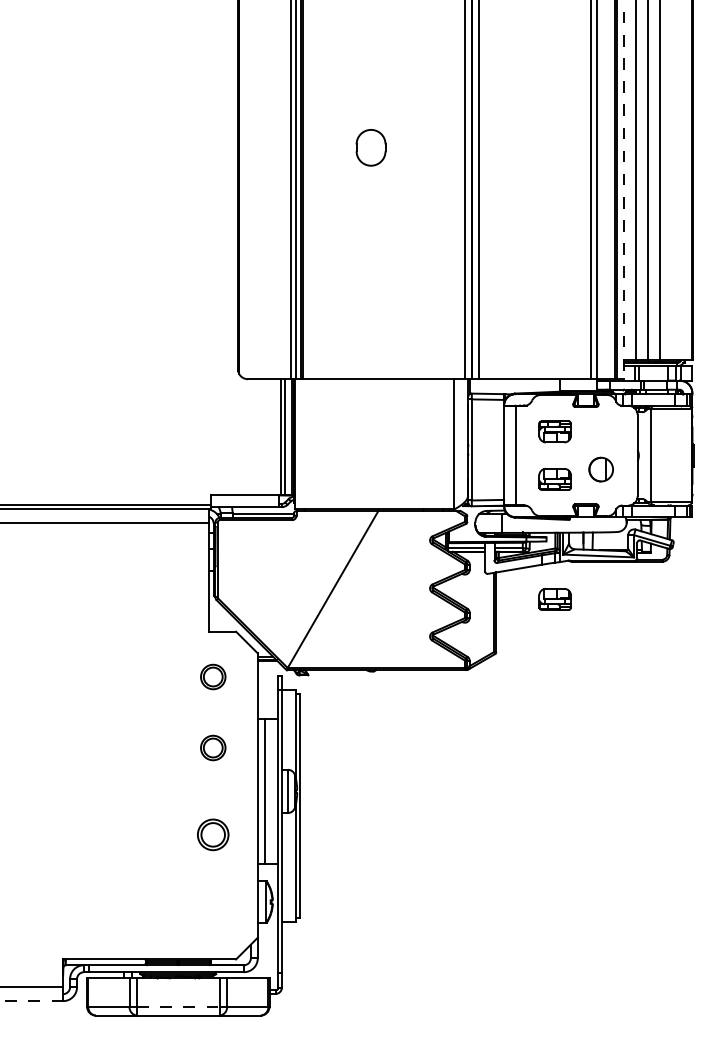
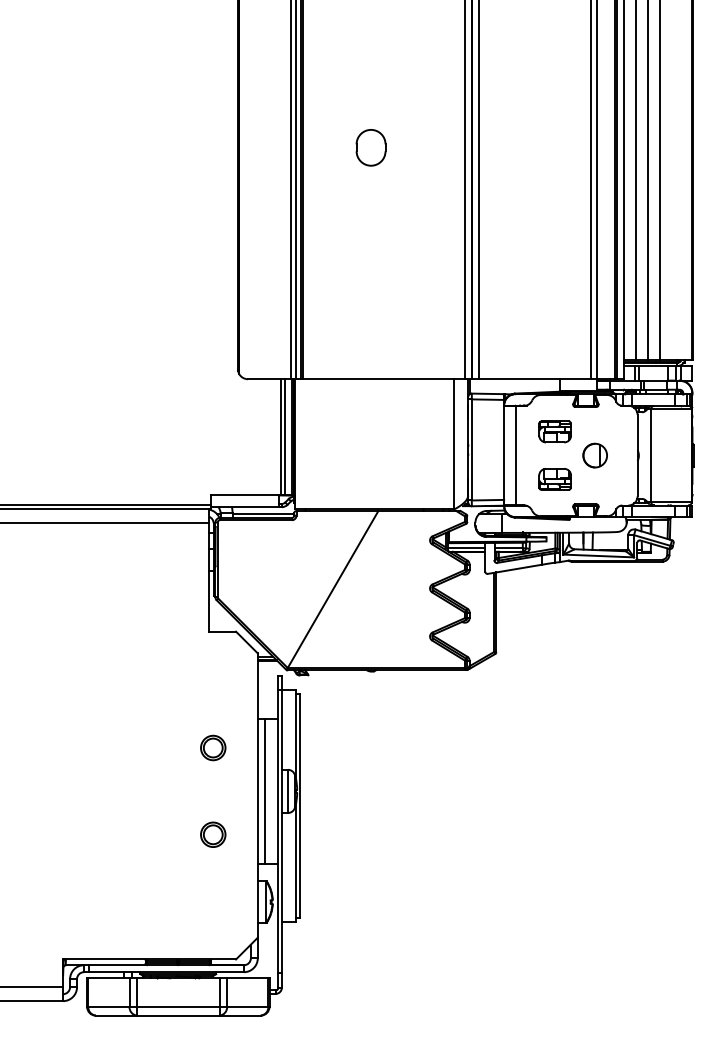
line: dashed -> solid (624, 190)
part position: (600, 469) -> (594, 455) (594, 455)
part: present -> none (554, 599)
part: present -> none (213, 676)
part size: 33x34 px -> 27x27 px (213, 834)
line: dashed -> solid (31, 1001)
line: dashed -> solid (178, 1006)
